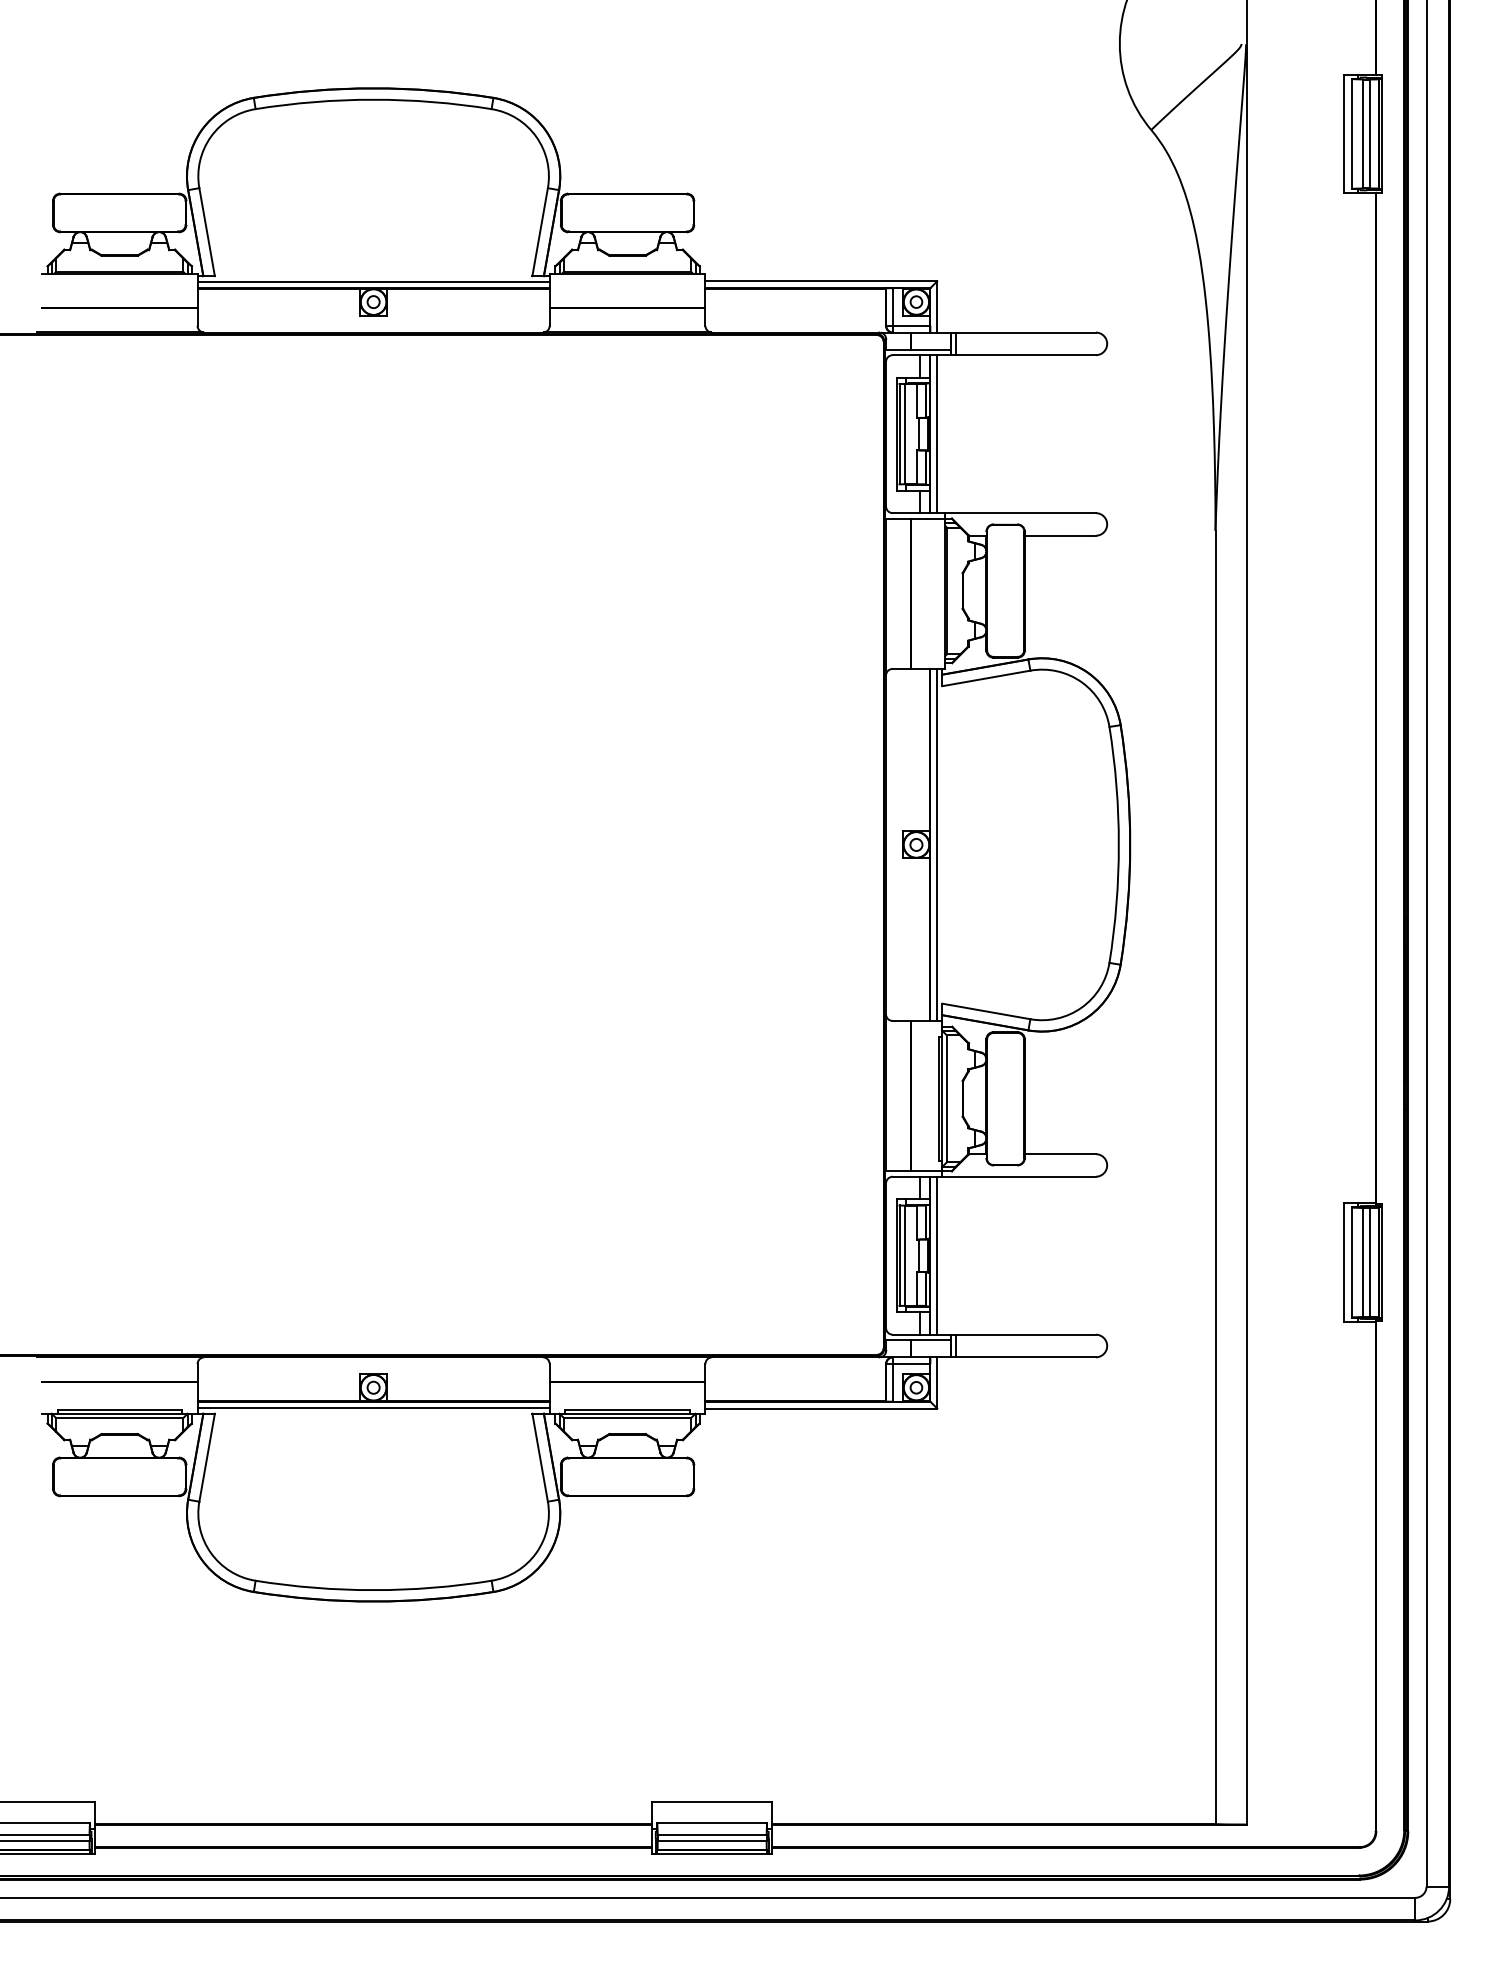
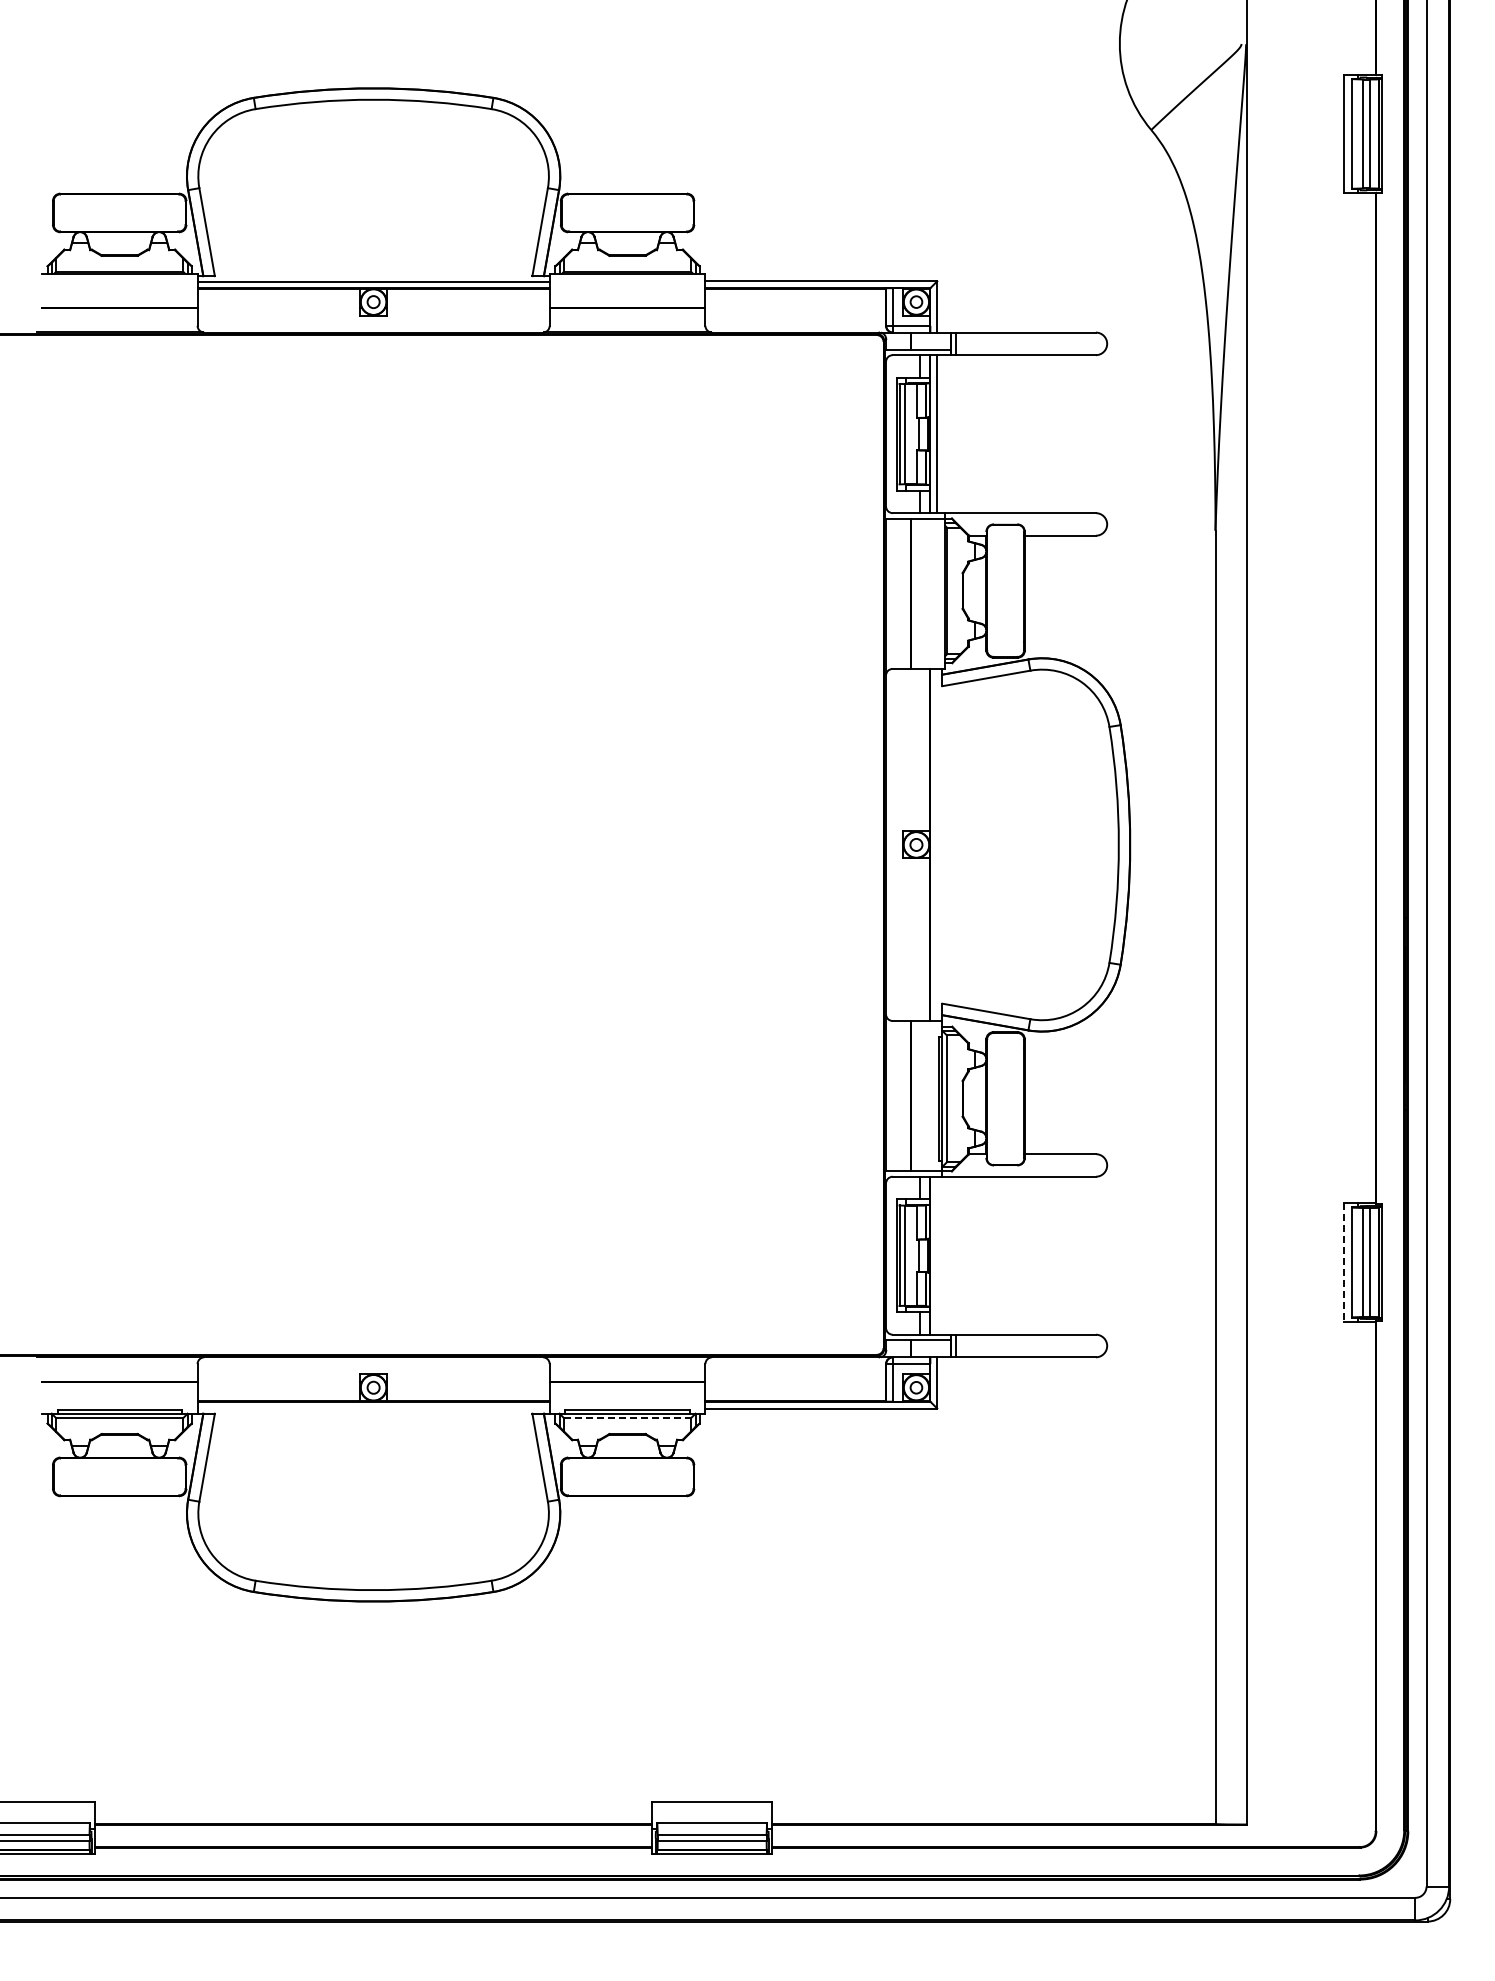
line: present -> none (937, 844)
line: present -> none (937, 1255)
line: solid -> dashed (1344, 1263)
line: present -> none (373, 1408)
line: solid -> dashed (628, 1418)
